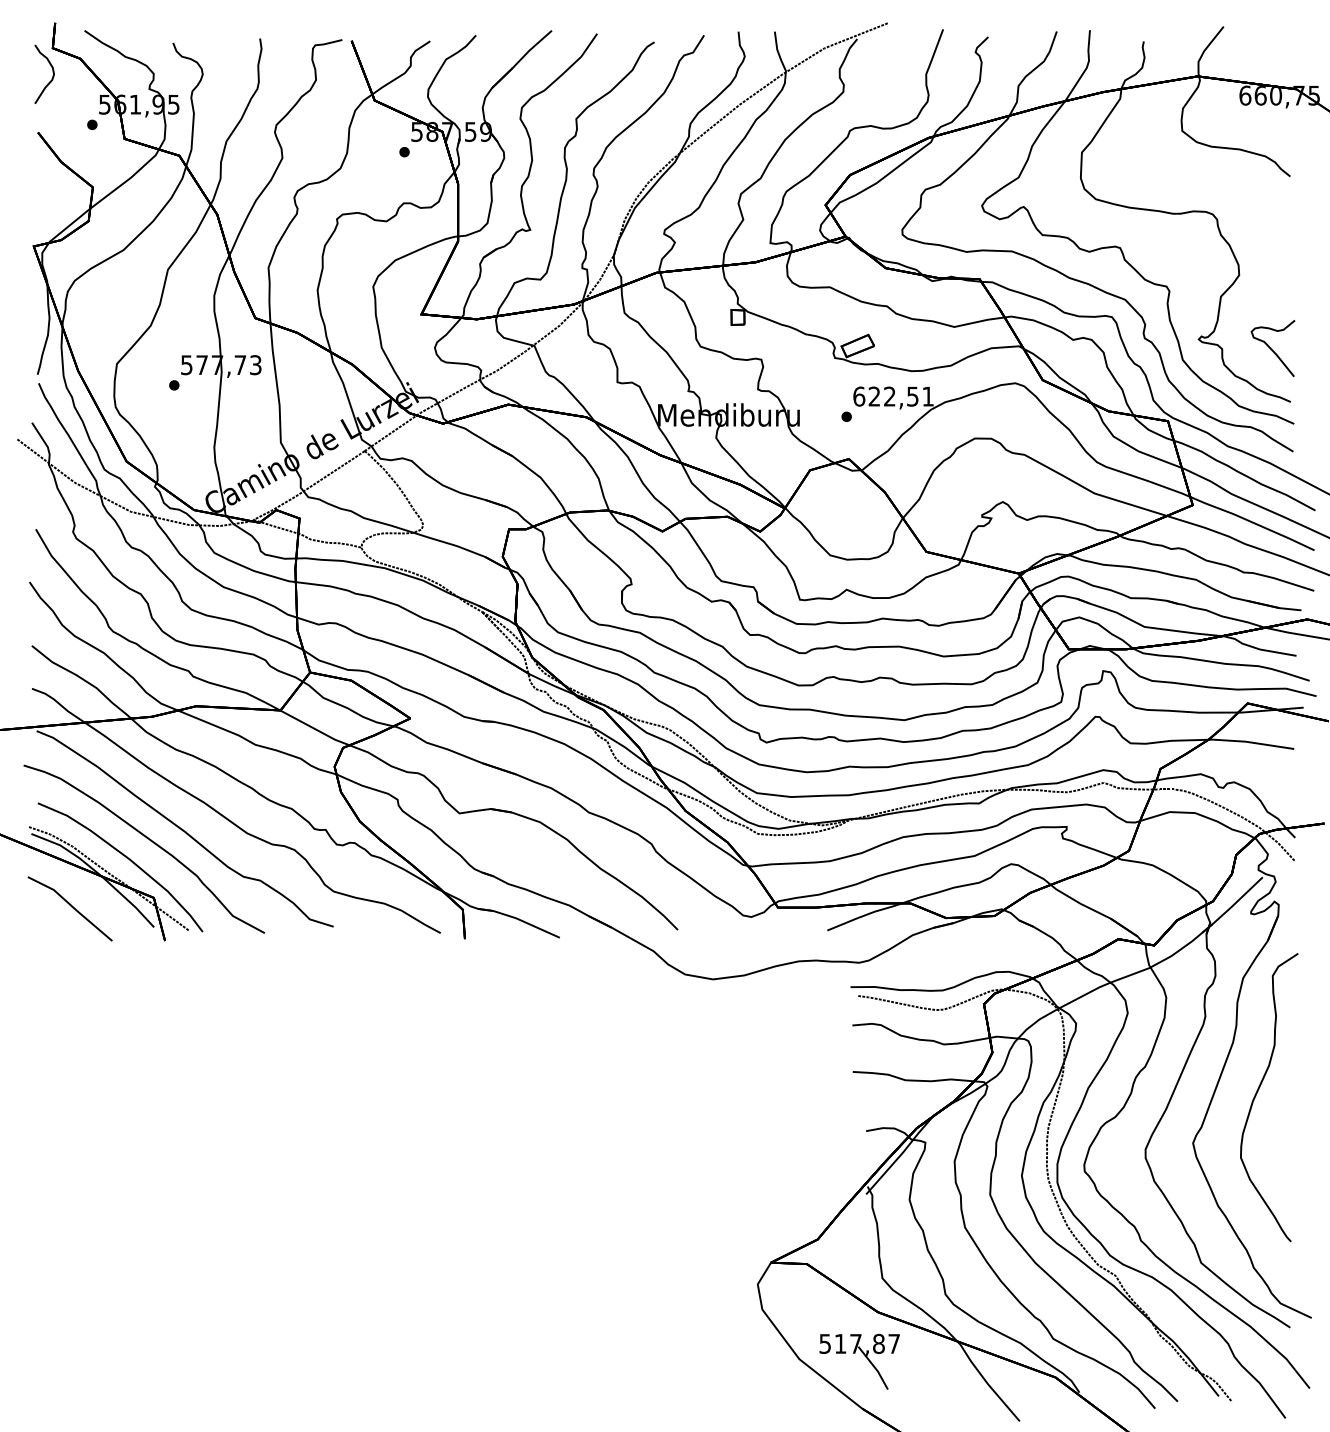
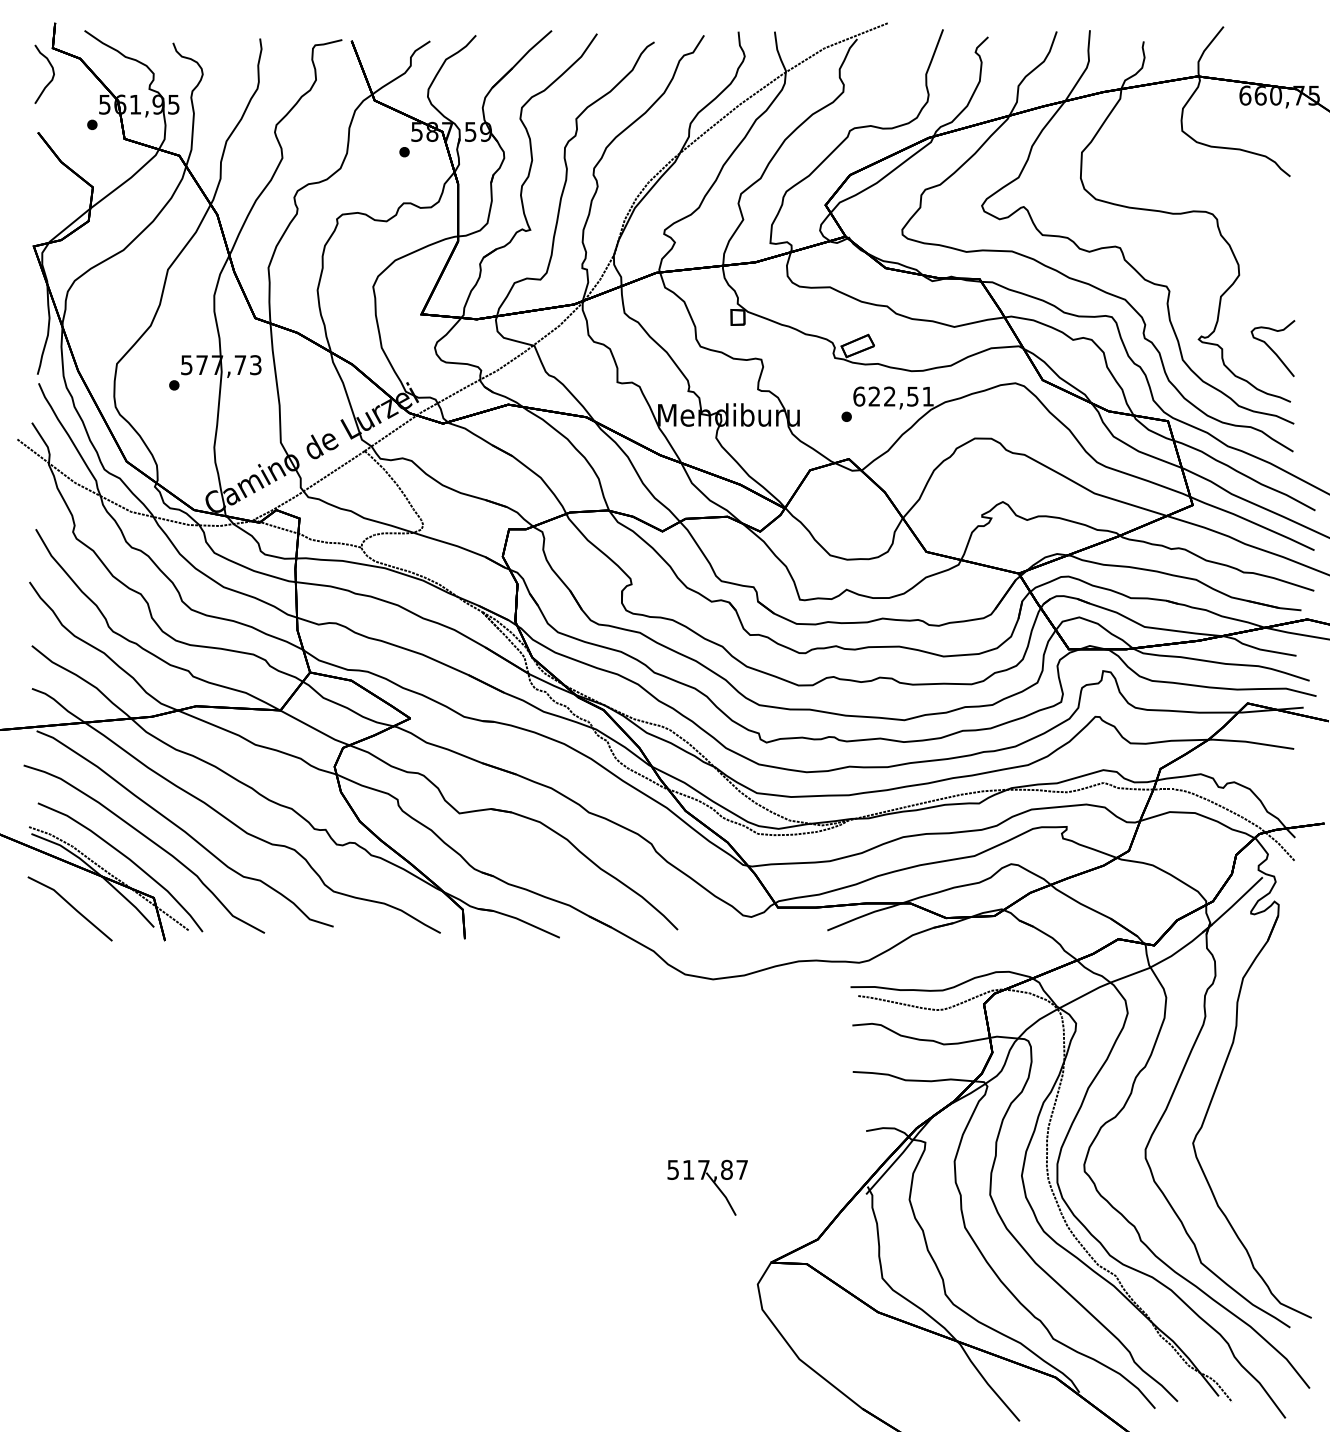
part: present -> none (1258, 1091)
part position: (864, 1356) -> (712, 1182) (712, 1182)
